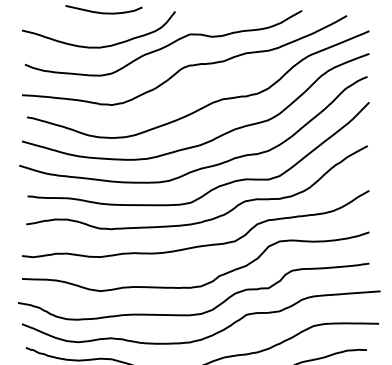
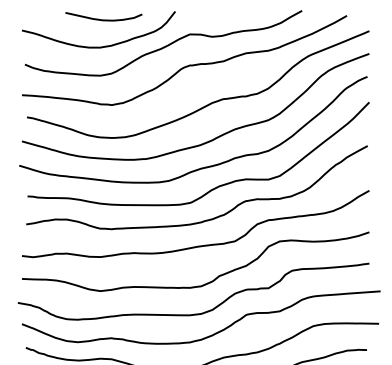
curve position: (103, 12) -> (103, 19) (103, 19)
